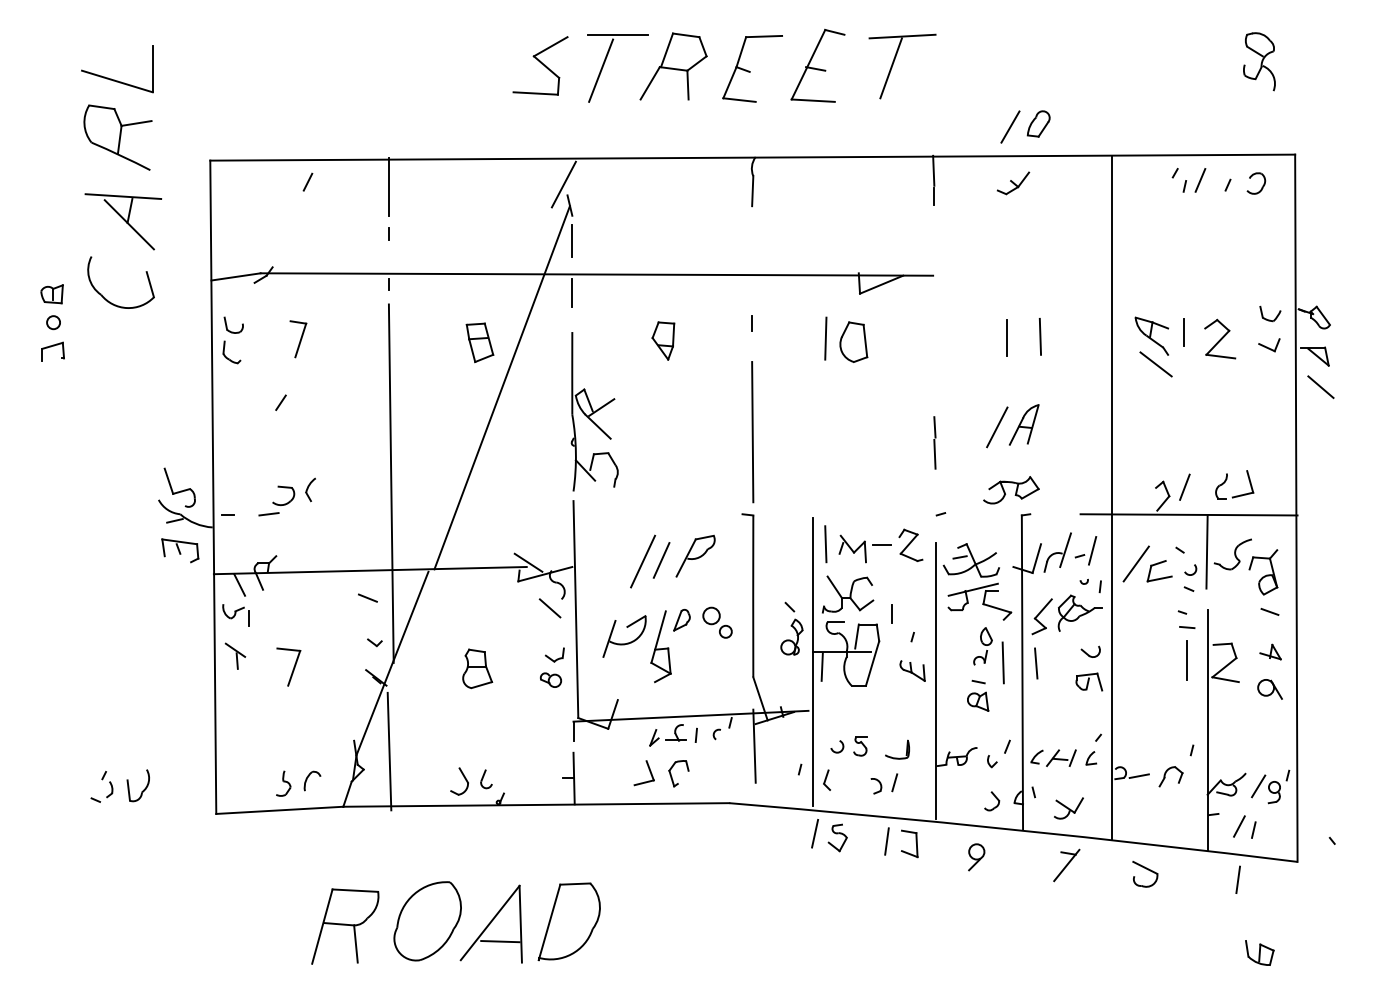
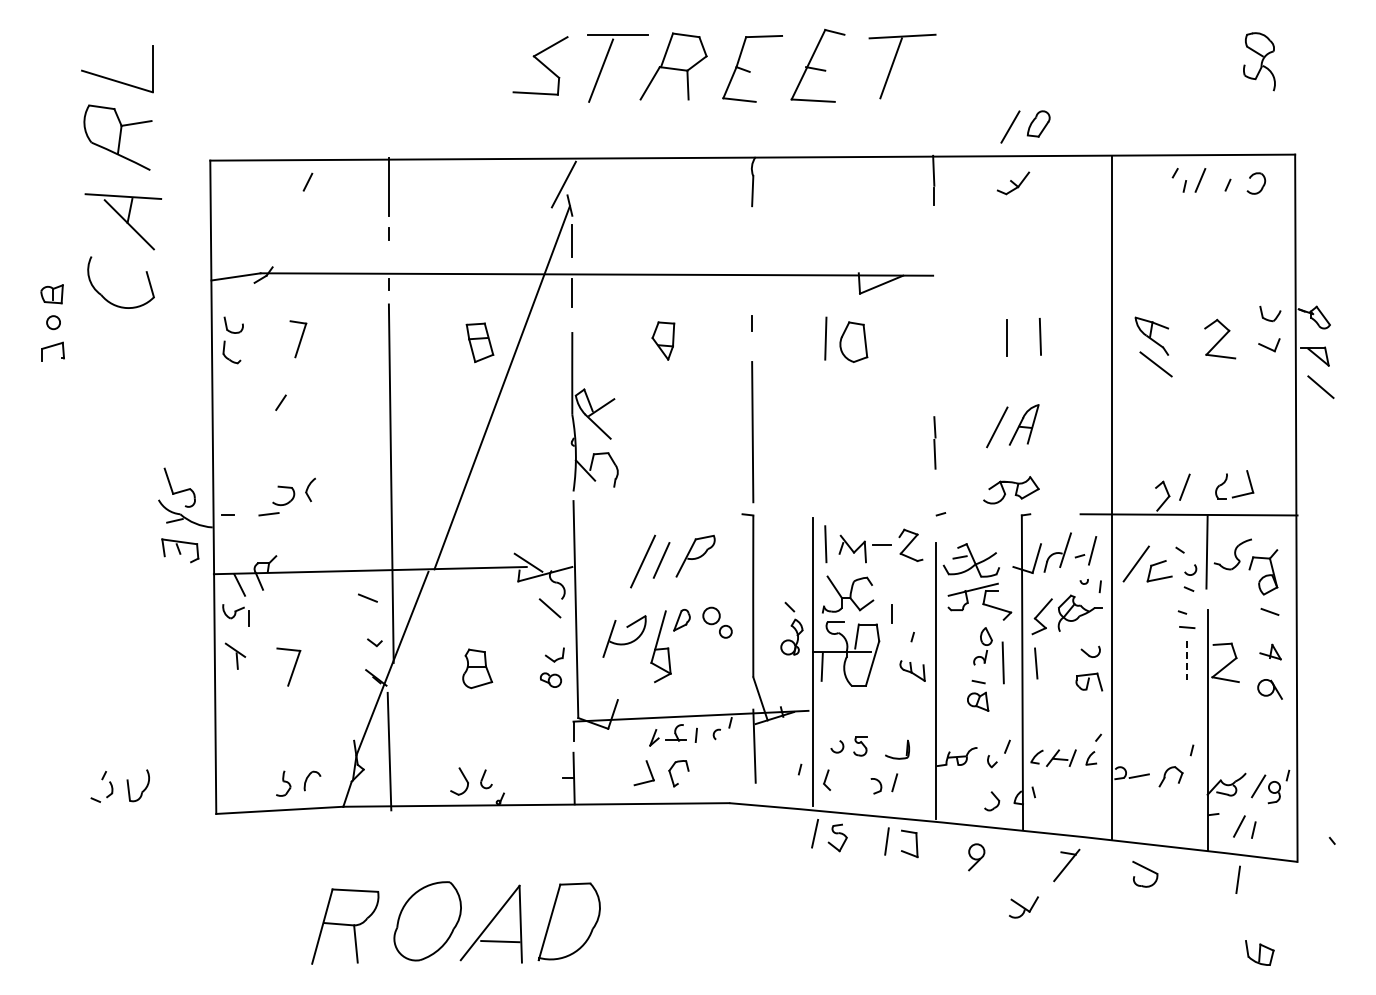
line: present -> none (1183, 332)
line: solid -> dashed (1187, 661)
part position: (1068, 808) -> (1023, 907) (1023, 907)
